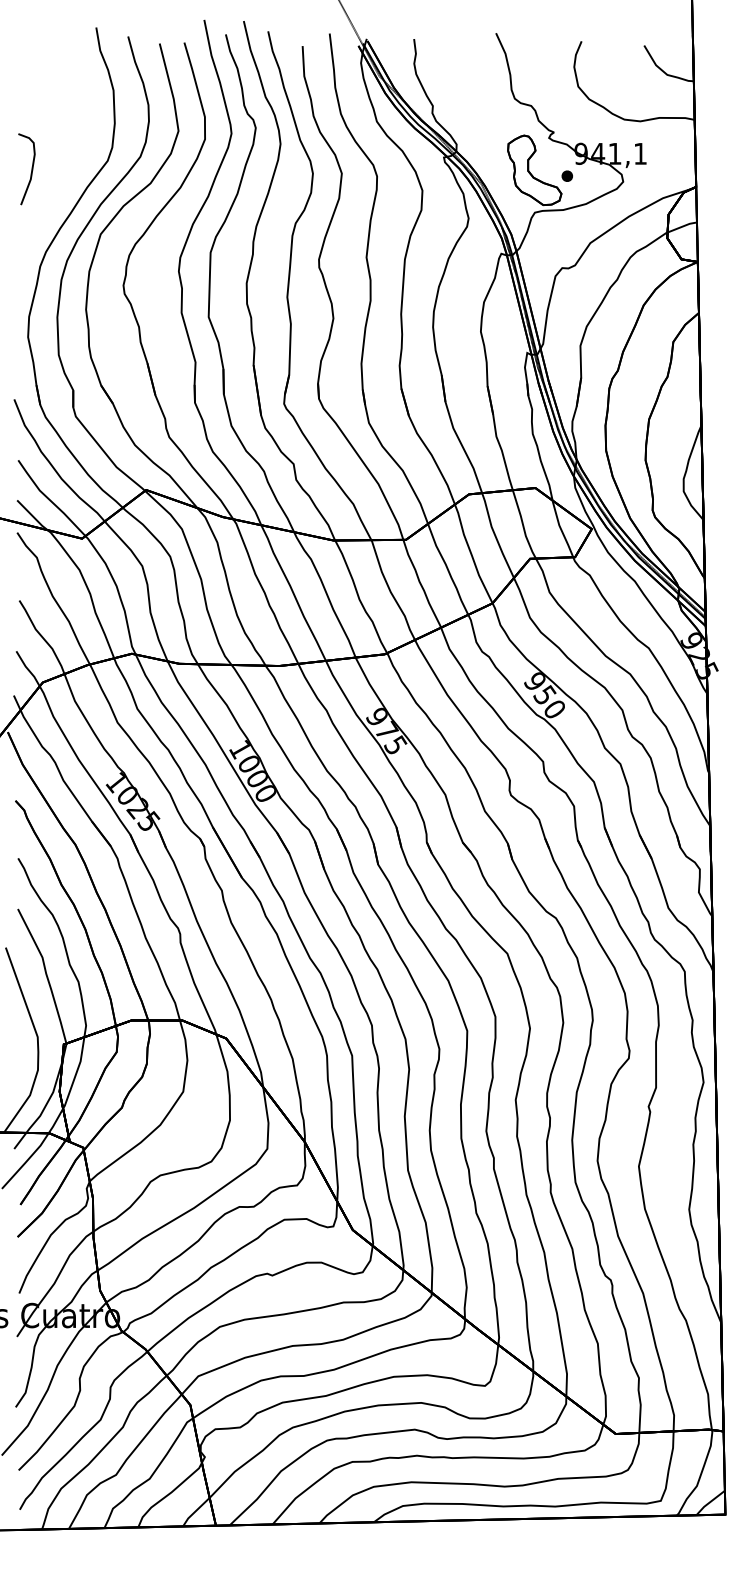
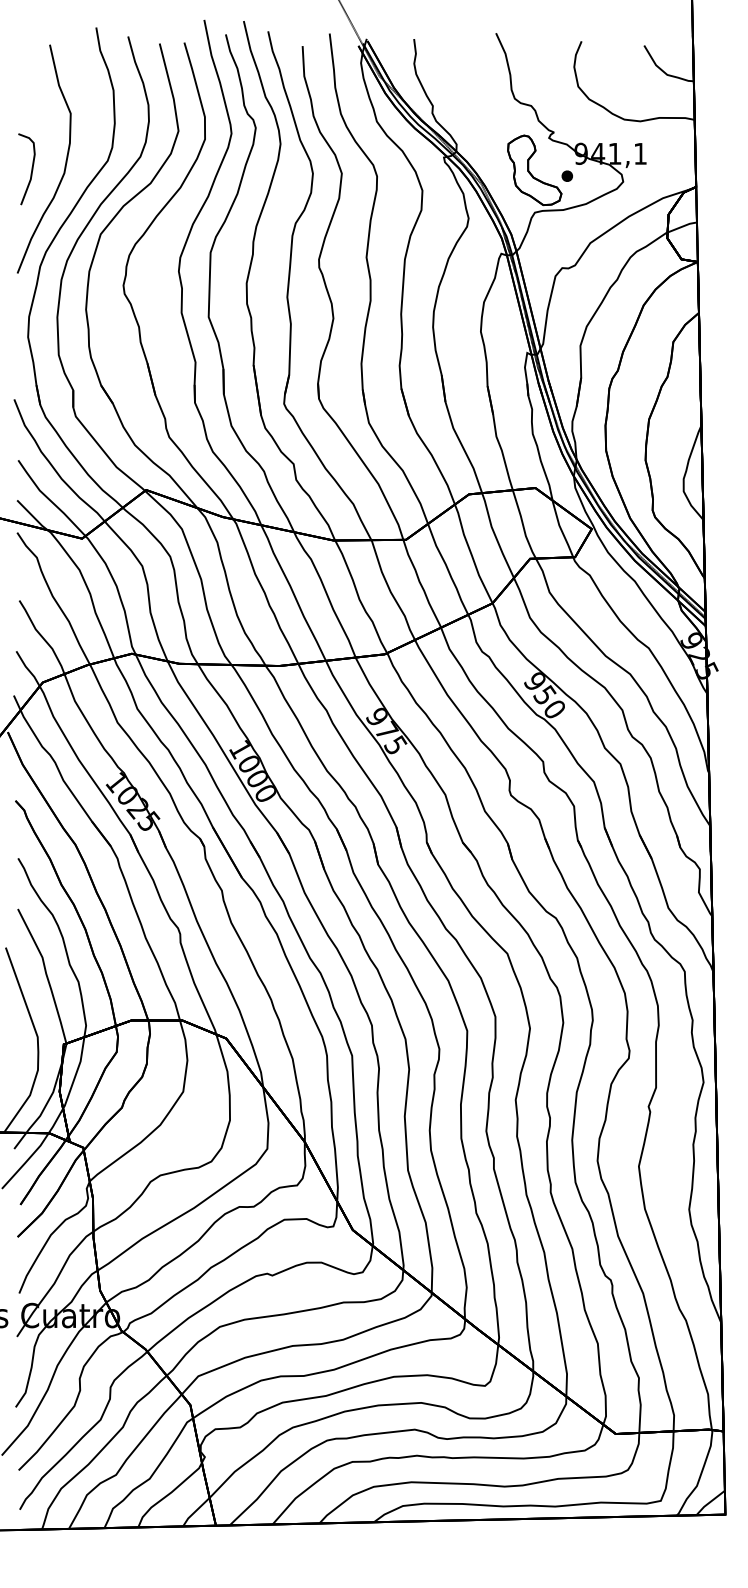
part: none -> present (65, 160)
